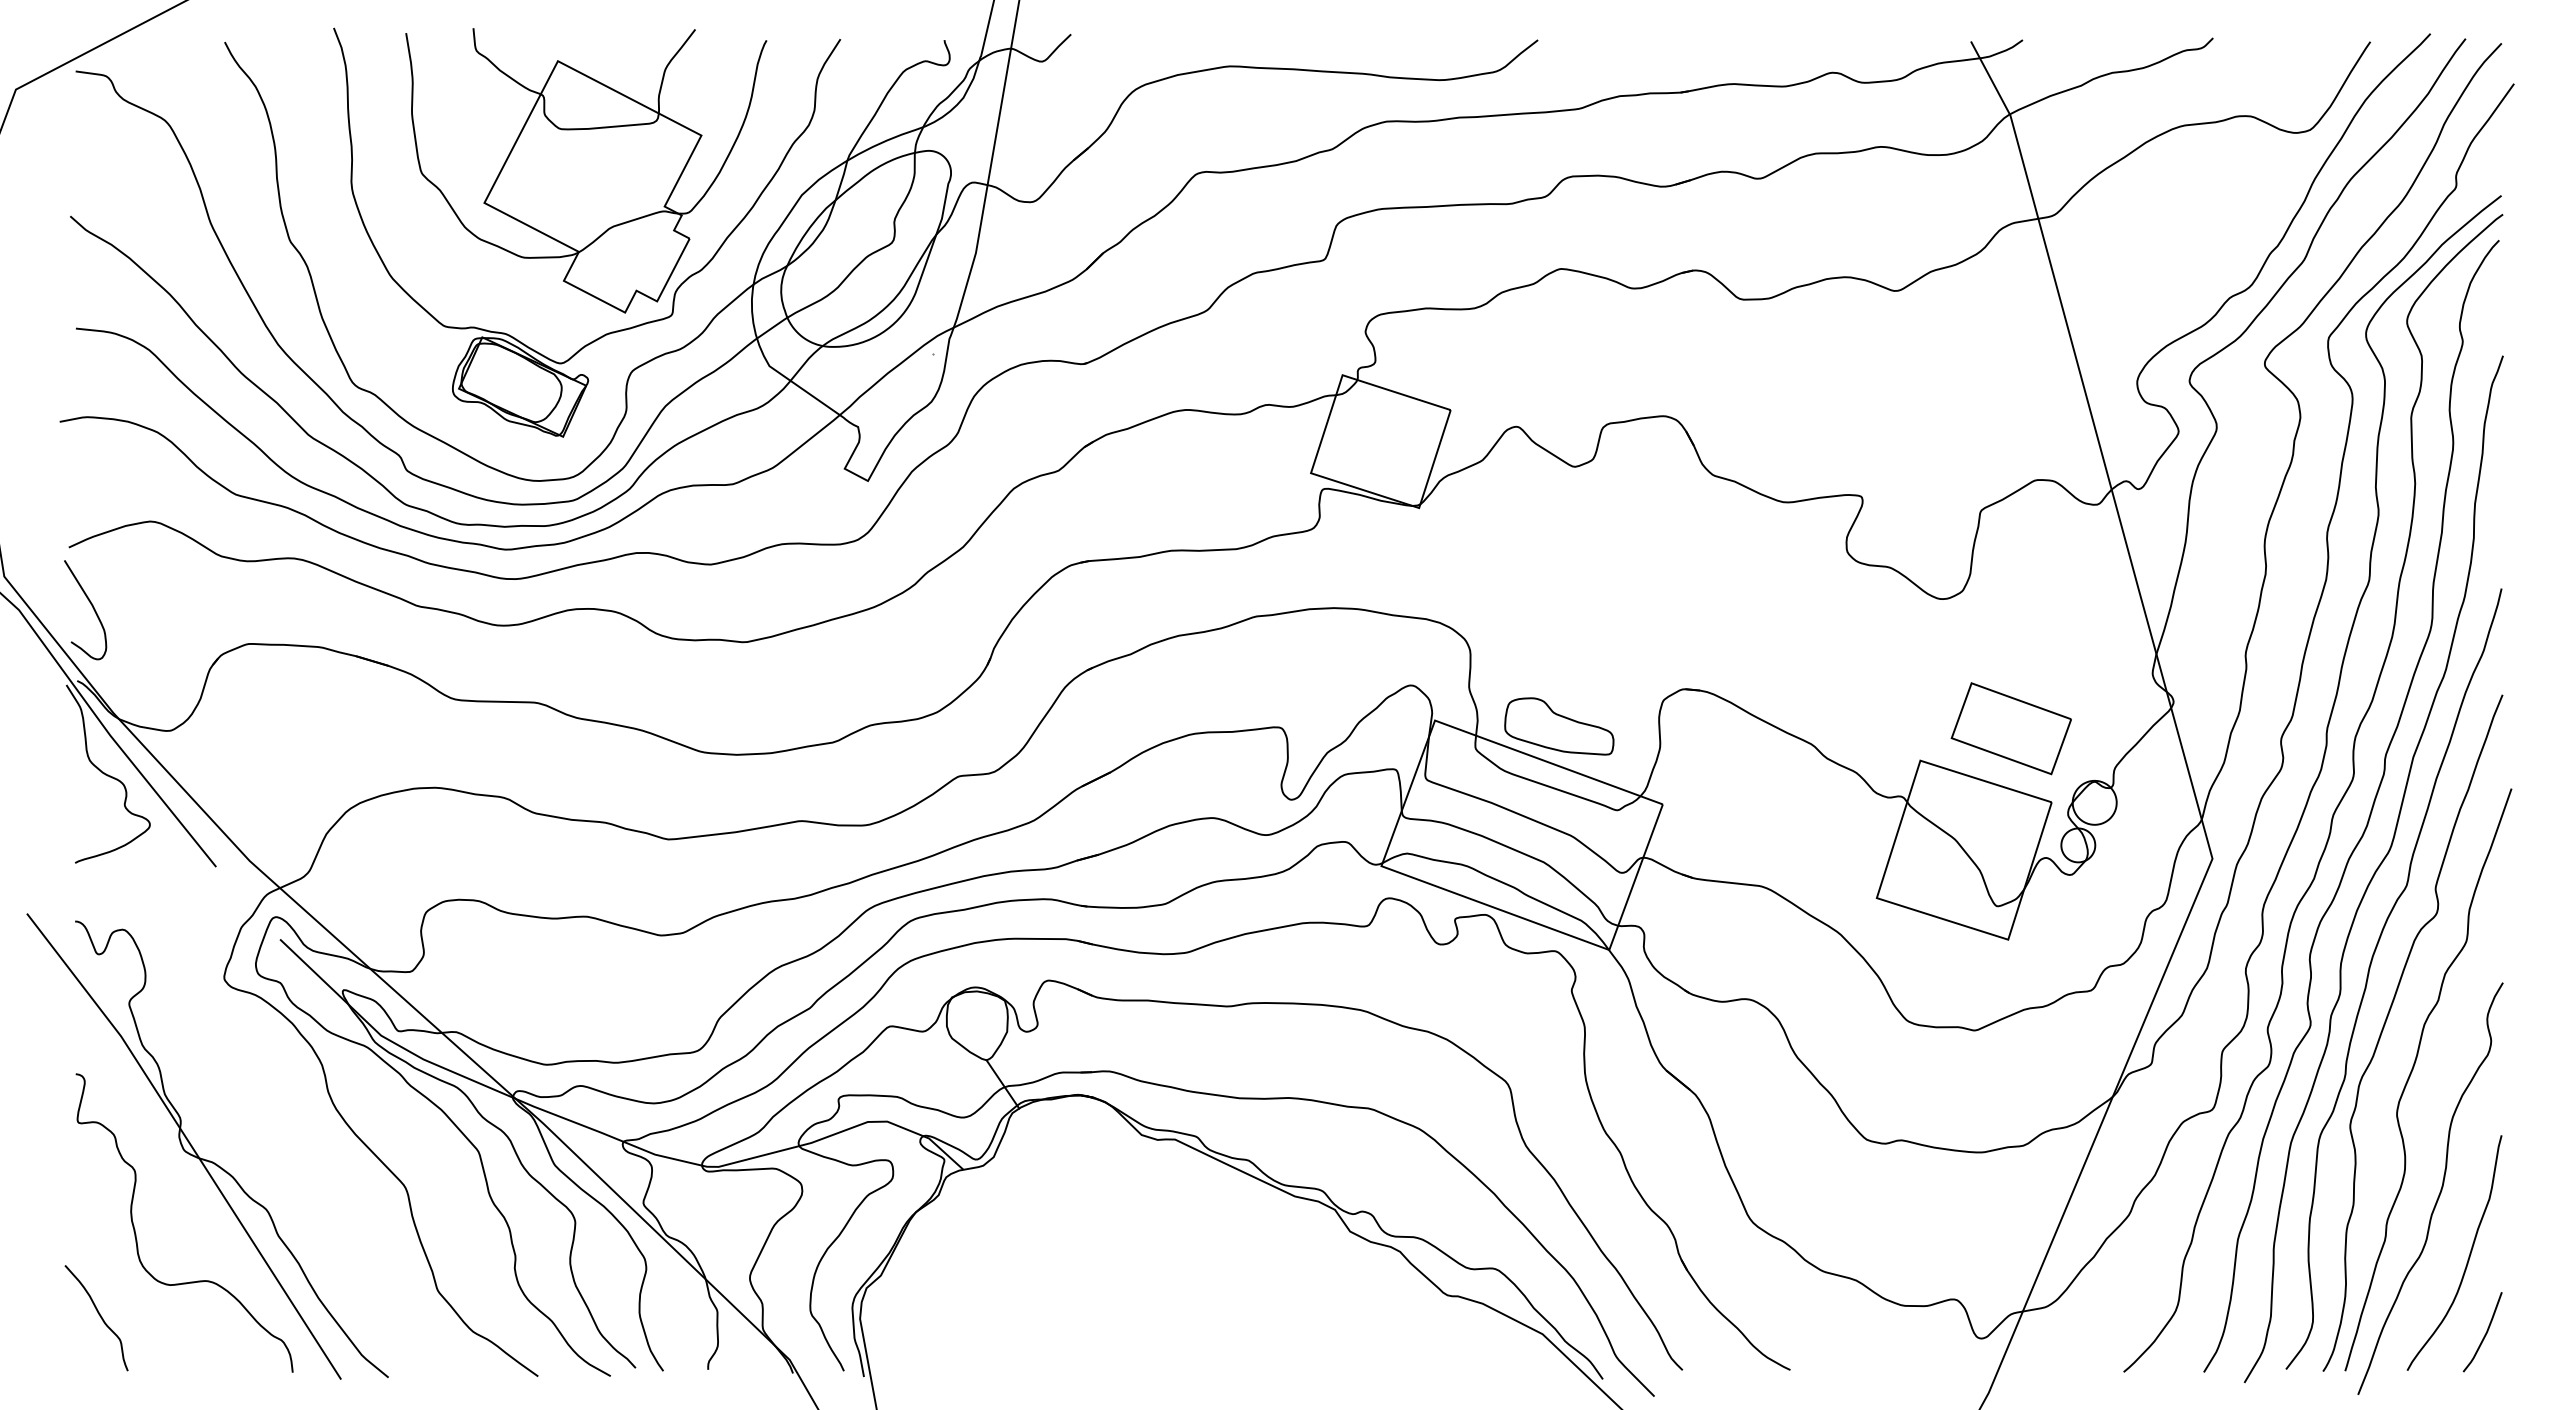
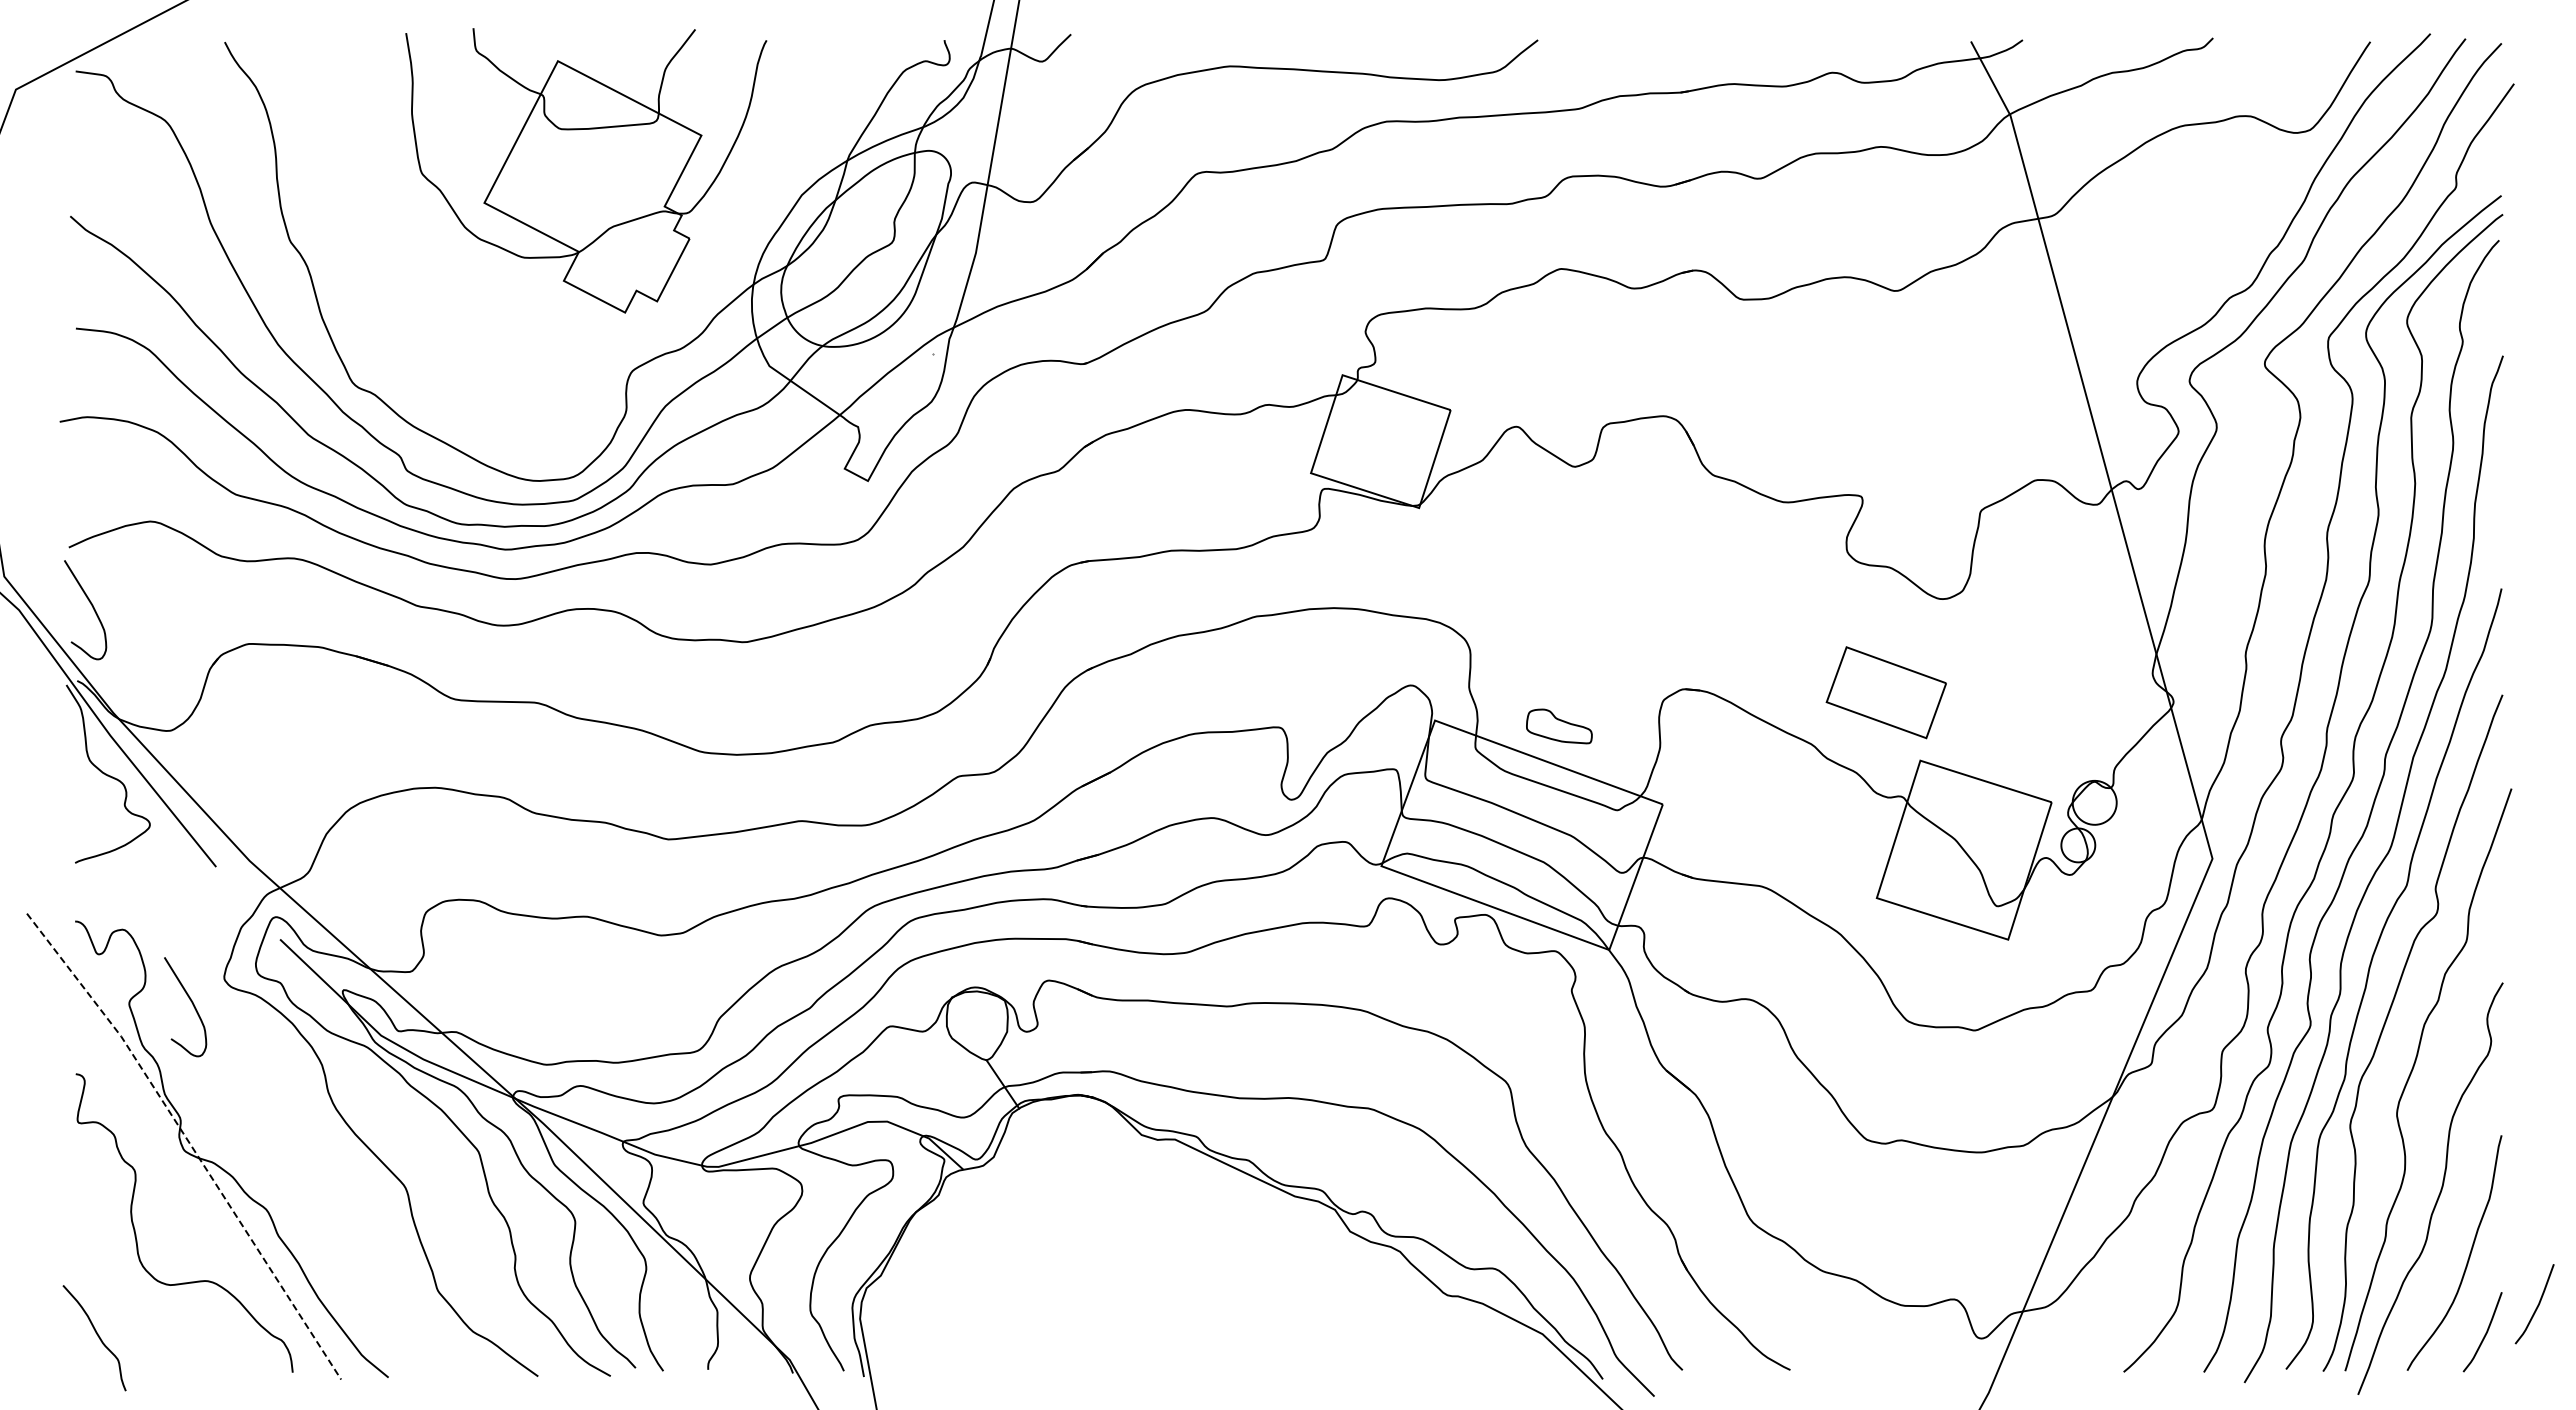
part: present -> none (612, 331)
part size: 111x59 px -> 67x37 px (1559, 726)
part position: (2010, 728) -> (1885, 692) (1885, 692)
curve: none -> present (192, 1005)
line: solid -> dashed (189, 1142)
curve: none -> present (2536, 1306)
curve position: (99, 1316) -> (97, 1336) (97, 1336)
